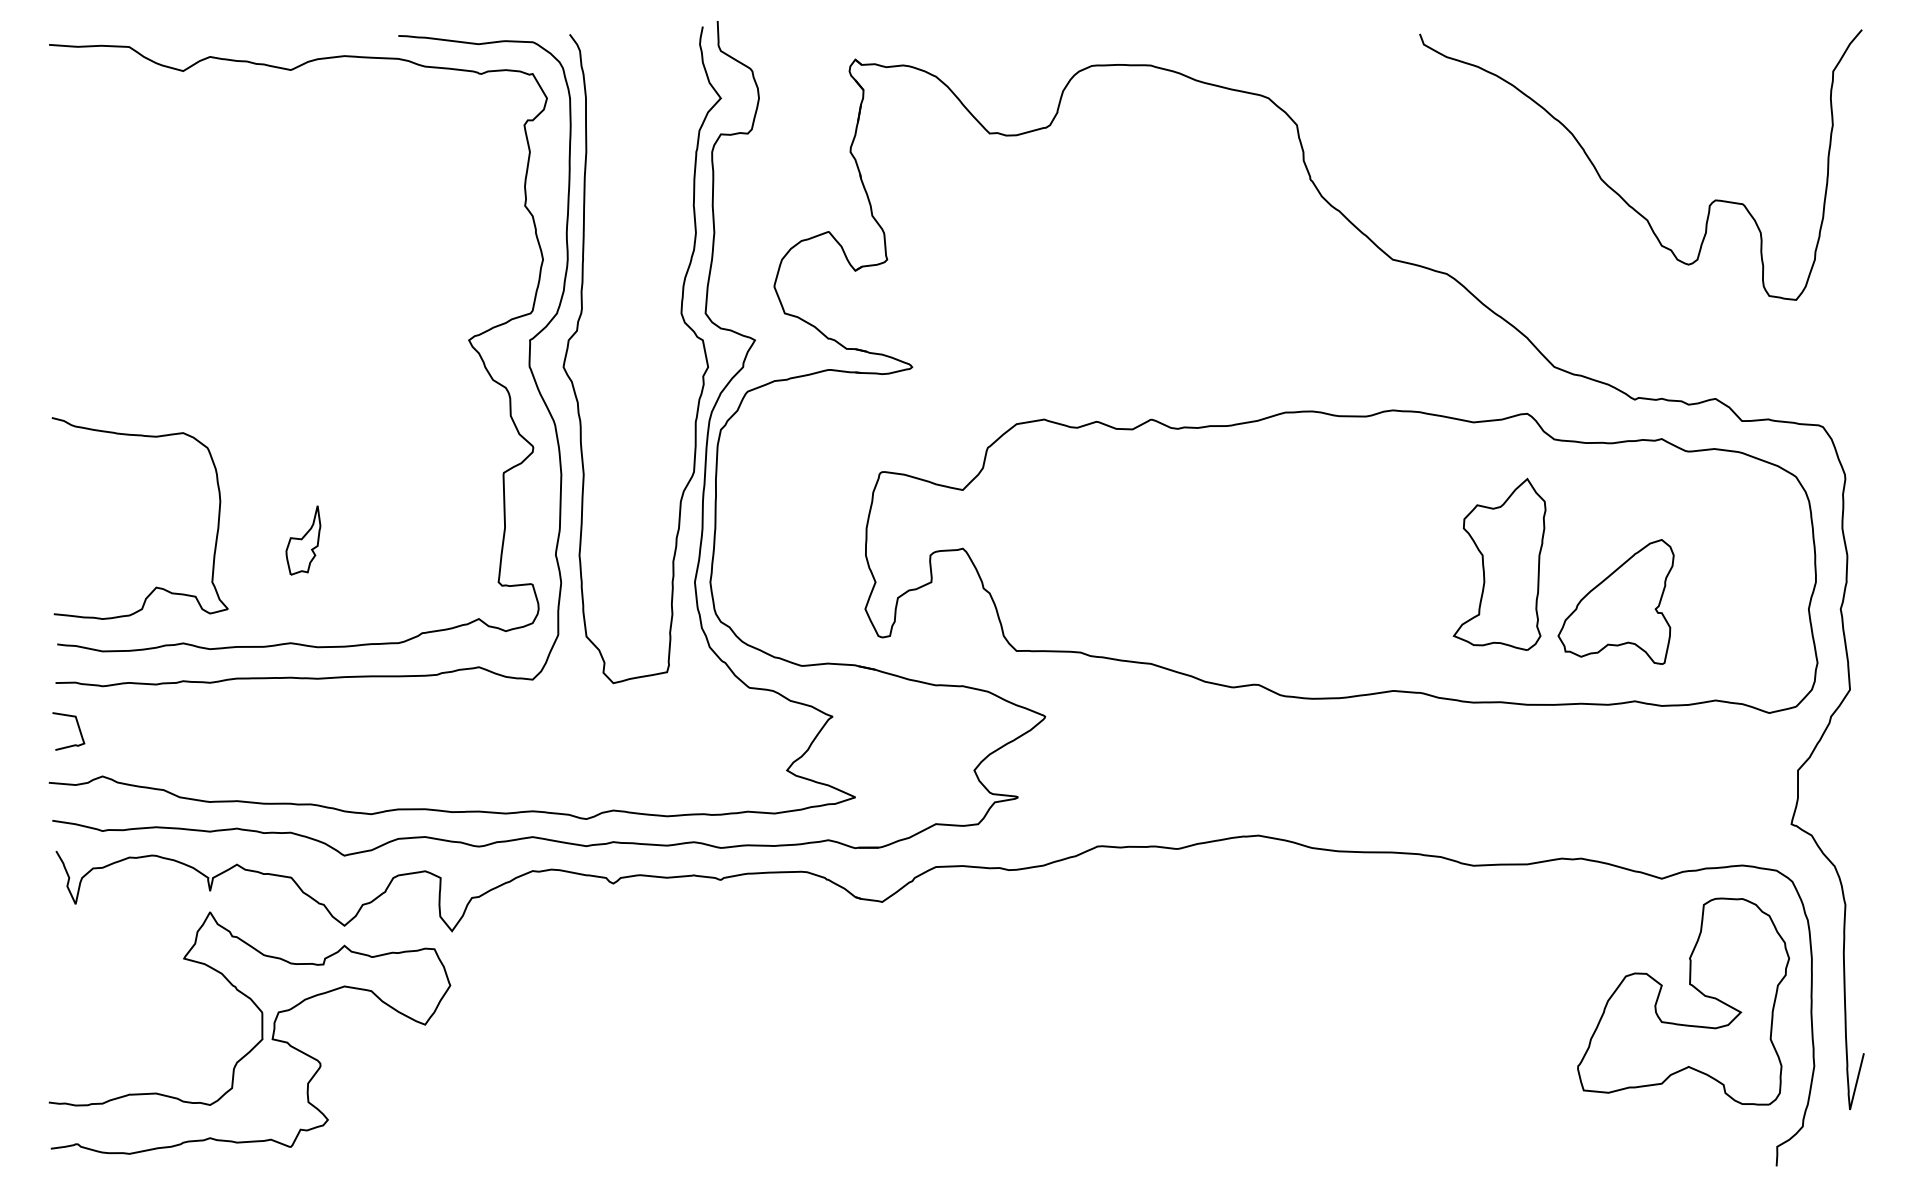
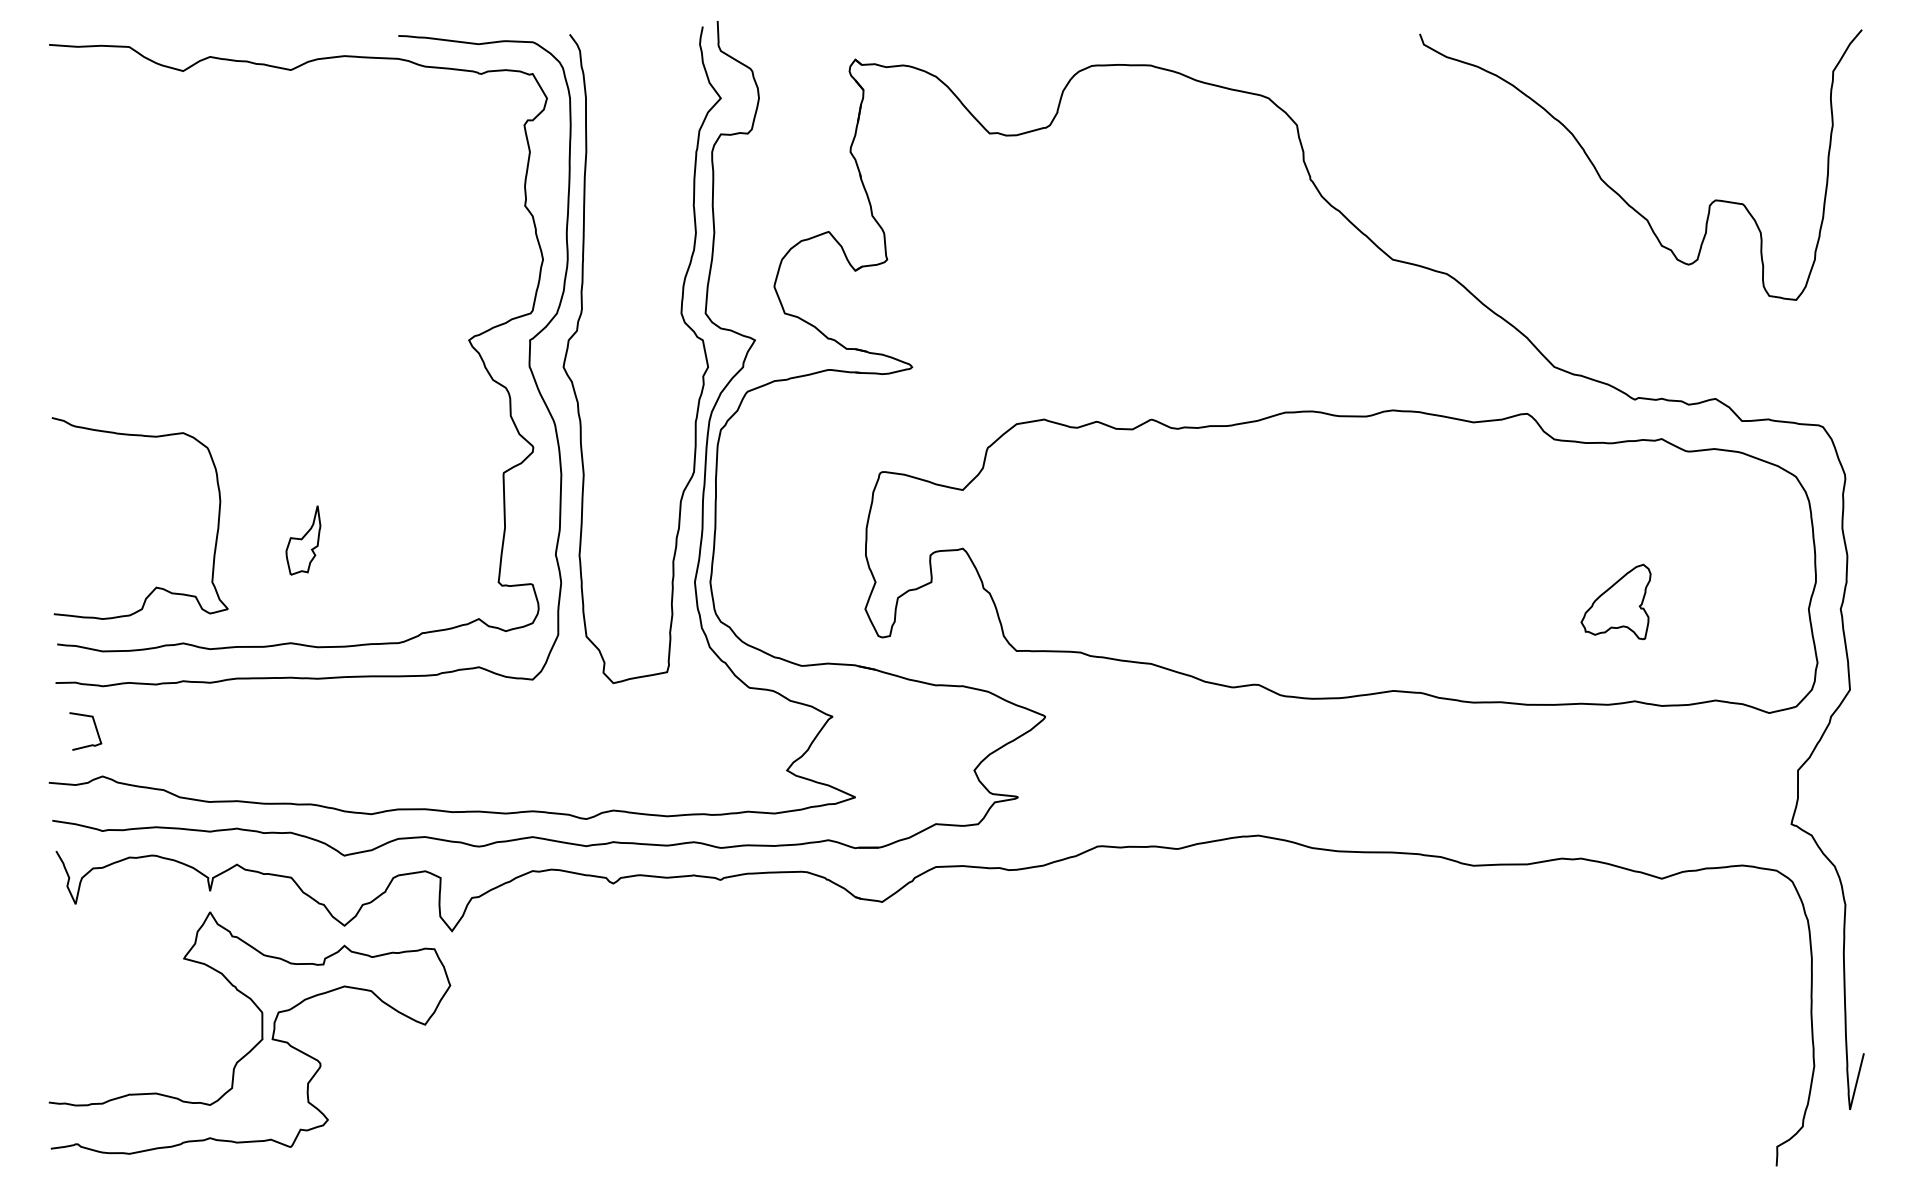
part: present -> none (1499, 563)
part size: 118x126 px -> 72x78 px (1615, 601)
curve position: (78, 729) -> (95, 729) (95, 729)
part: present -> none (1695, 989)
